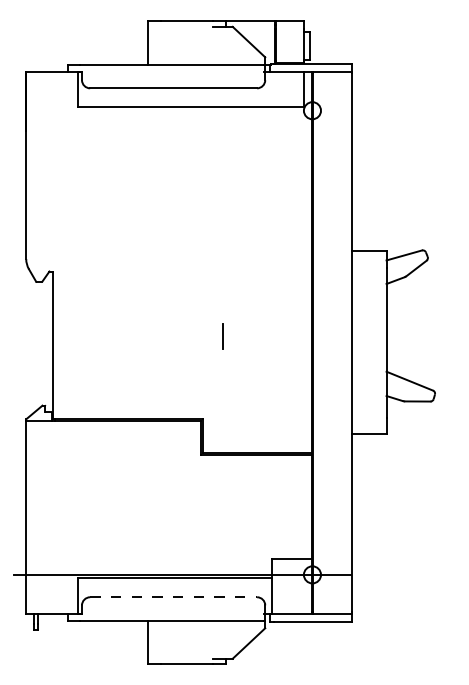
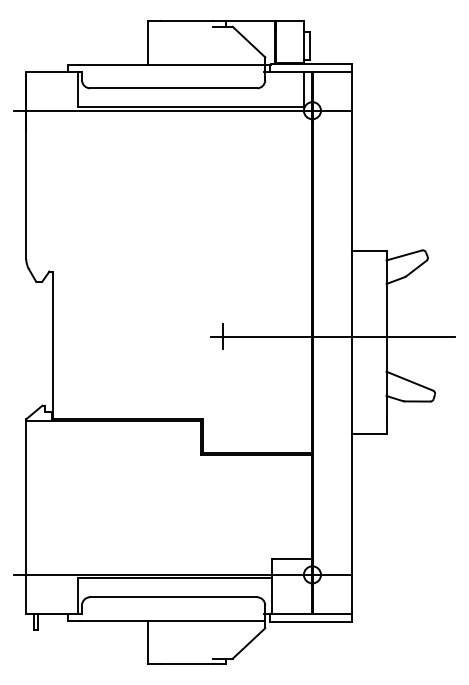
line: none -> present (182, 110)
line: none -> present (332, 336)
line: dashed -> solid (174, 597)
